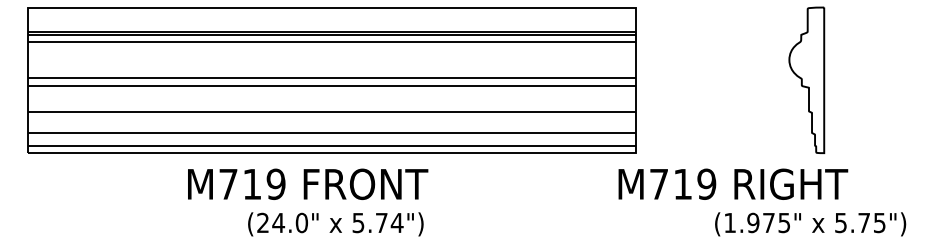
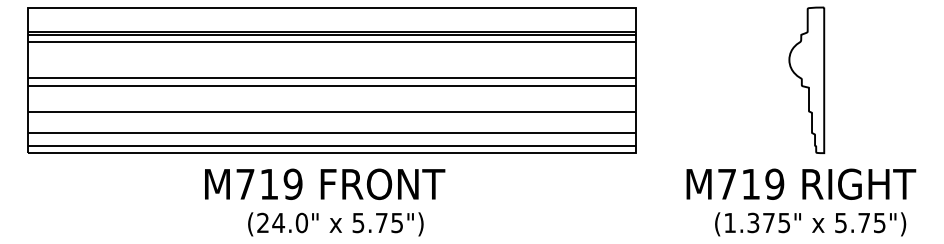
text position: (308, 183) -> (325, 183) (325, 183)
text position: (733, 183) -> (801, 183) (801, 183)
text: (1.975" -> (1.375" (753, 222)
text: 5.74") -> 5.75") (396, 223)
